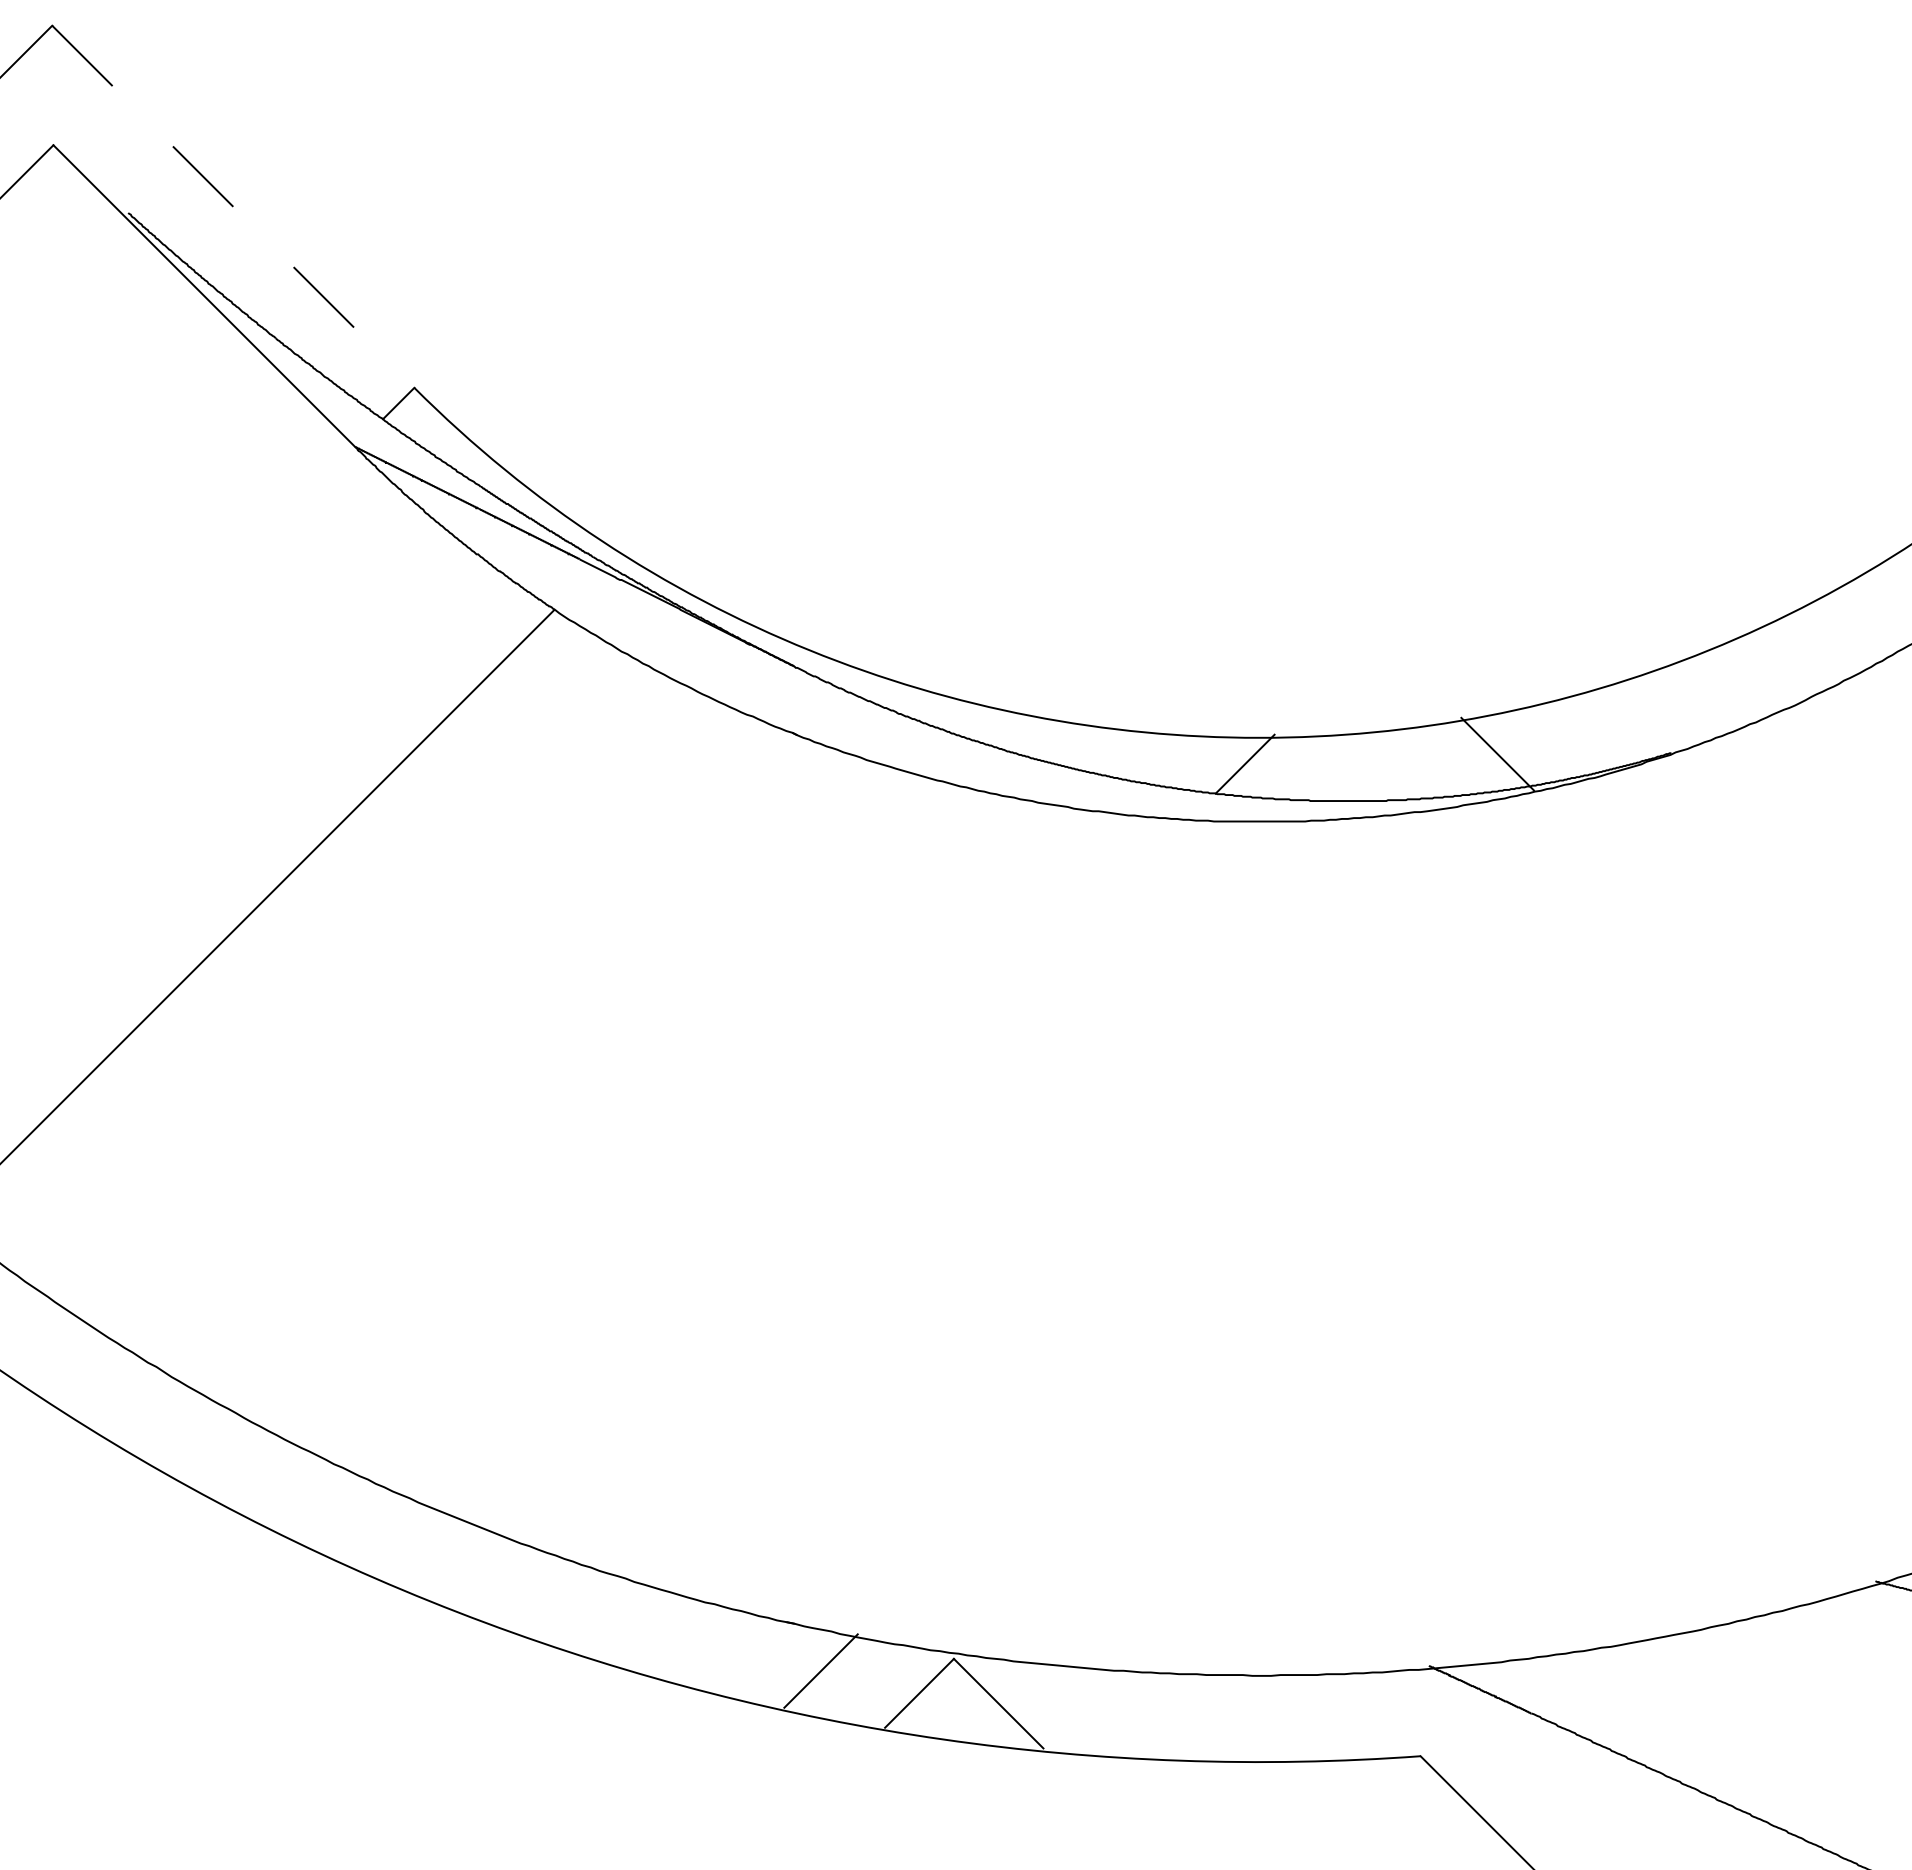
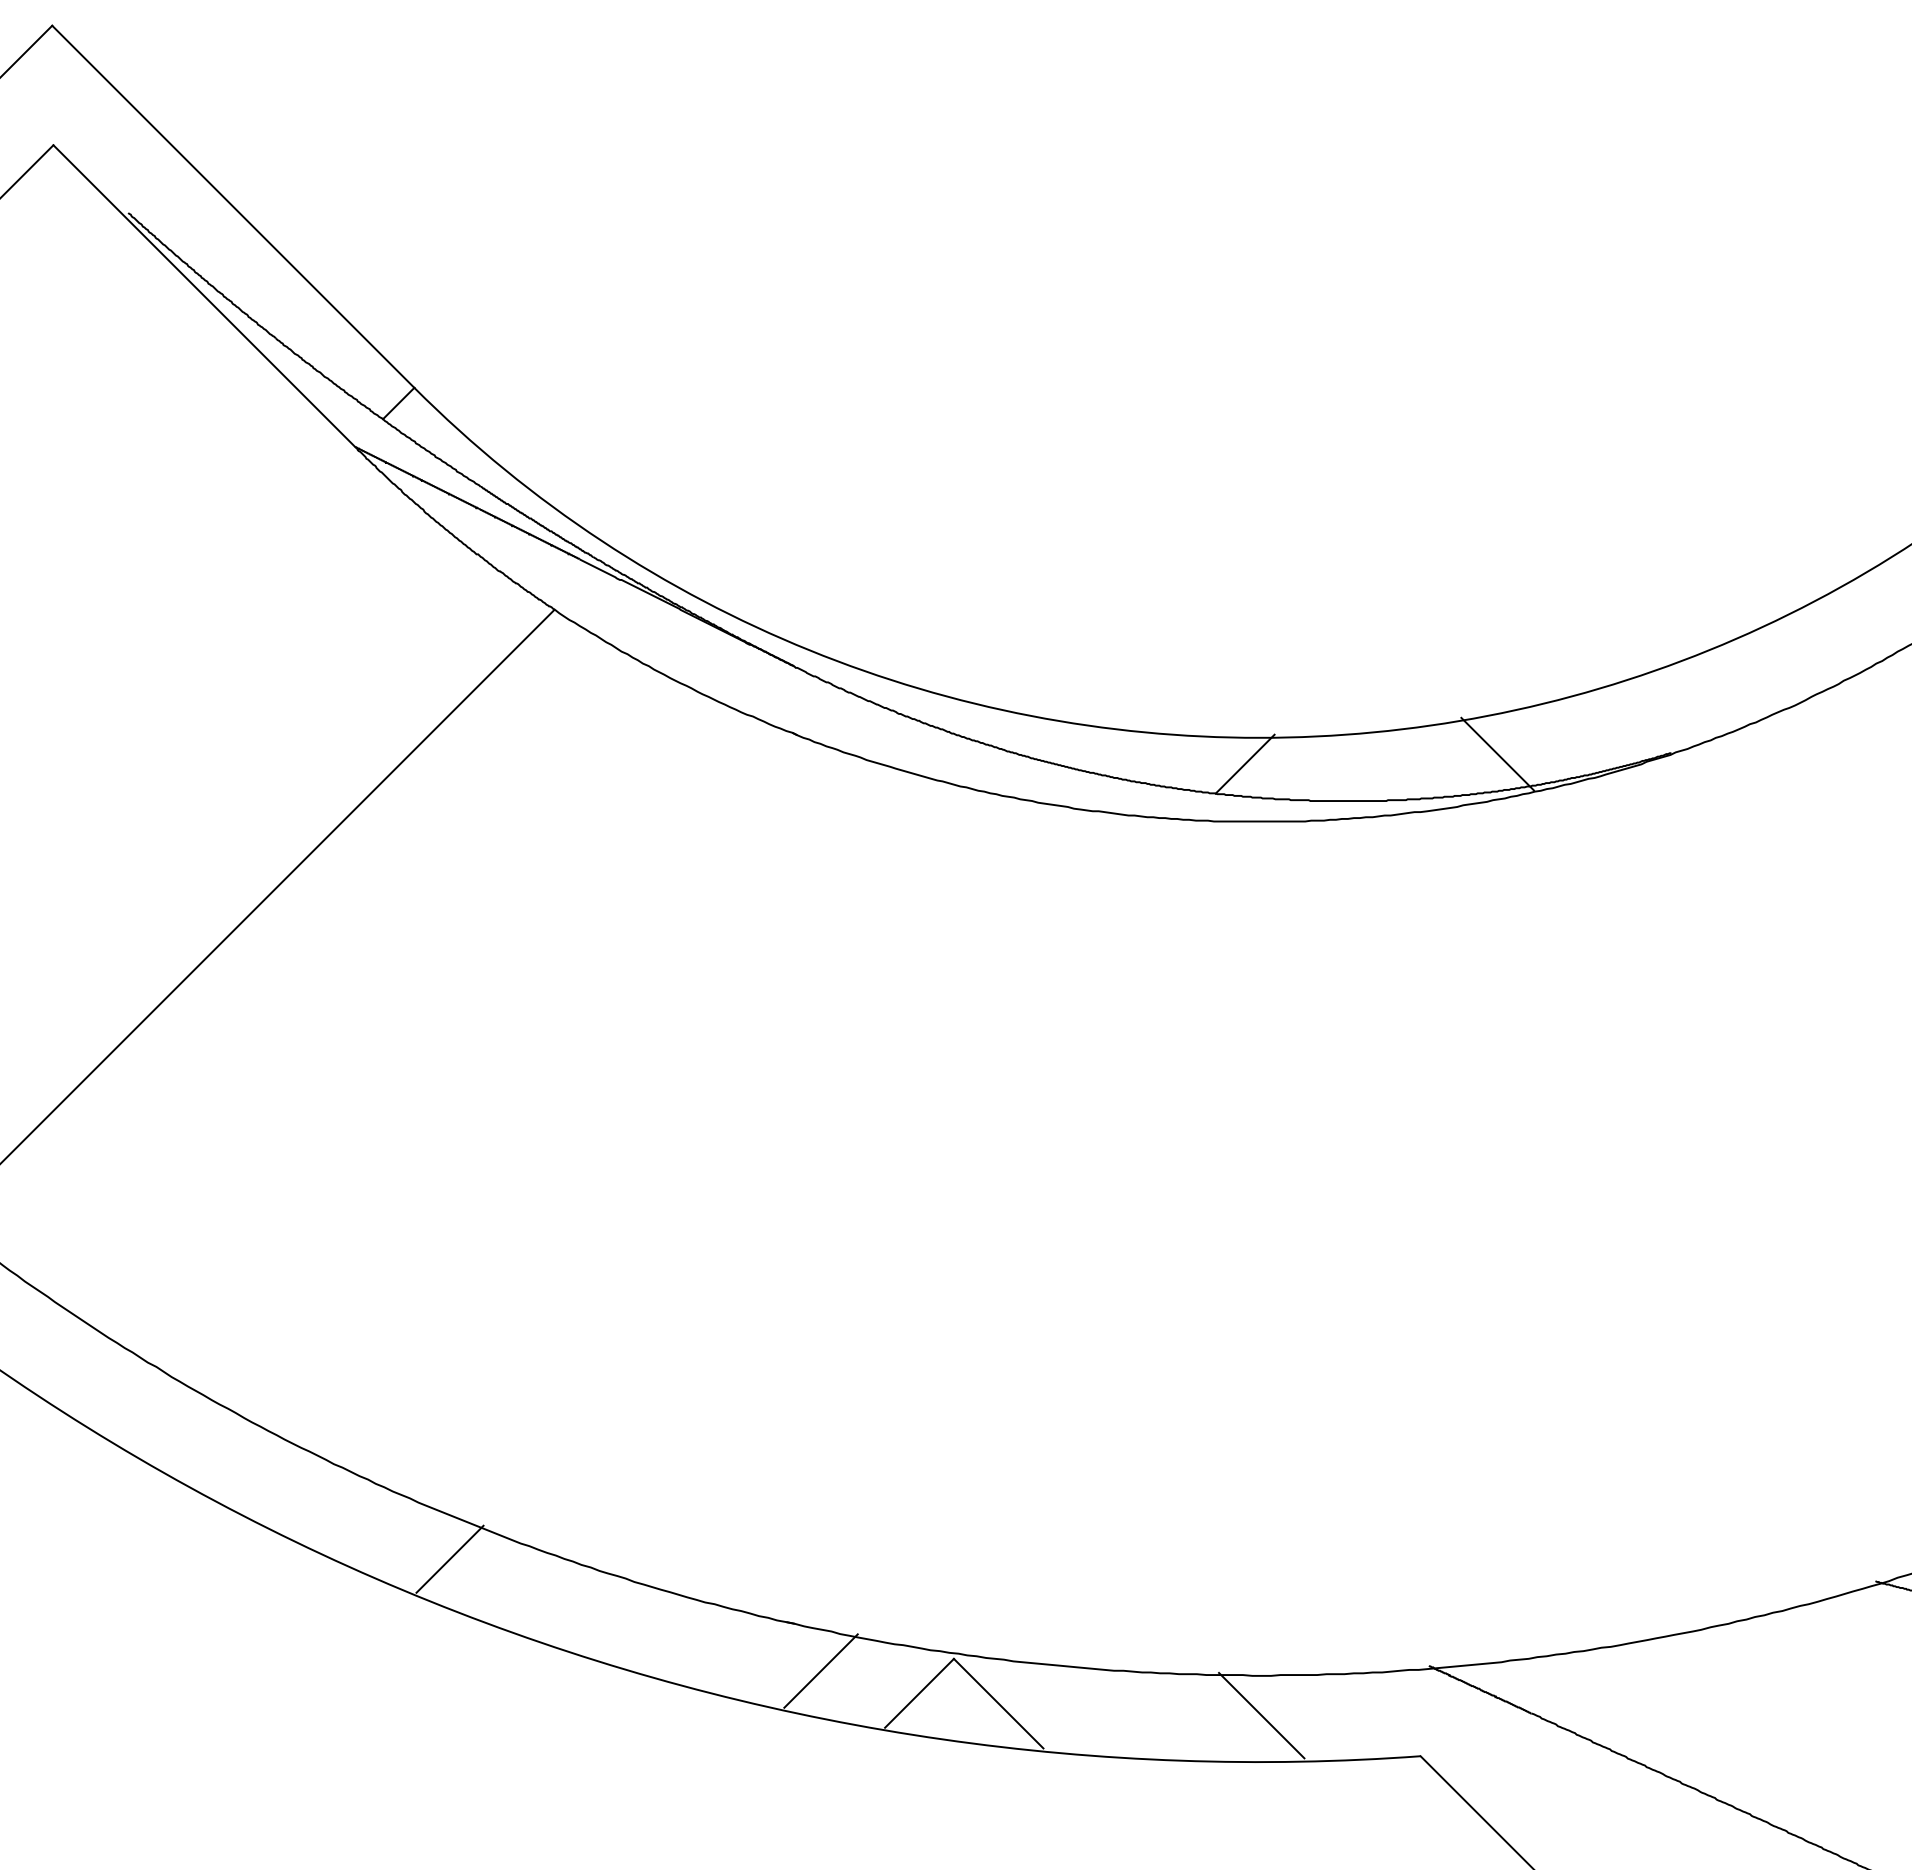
line: dashed -> solid (233, 207)
line: none -> present (449, 1558)
line: none -> present (1261, 1715)
